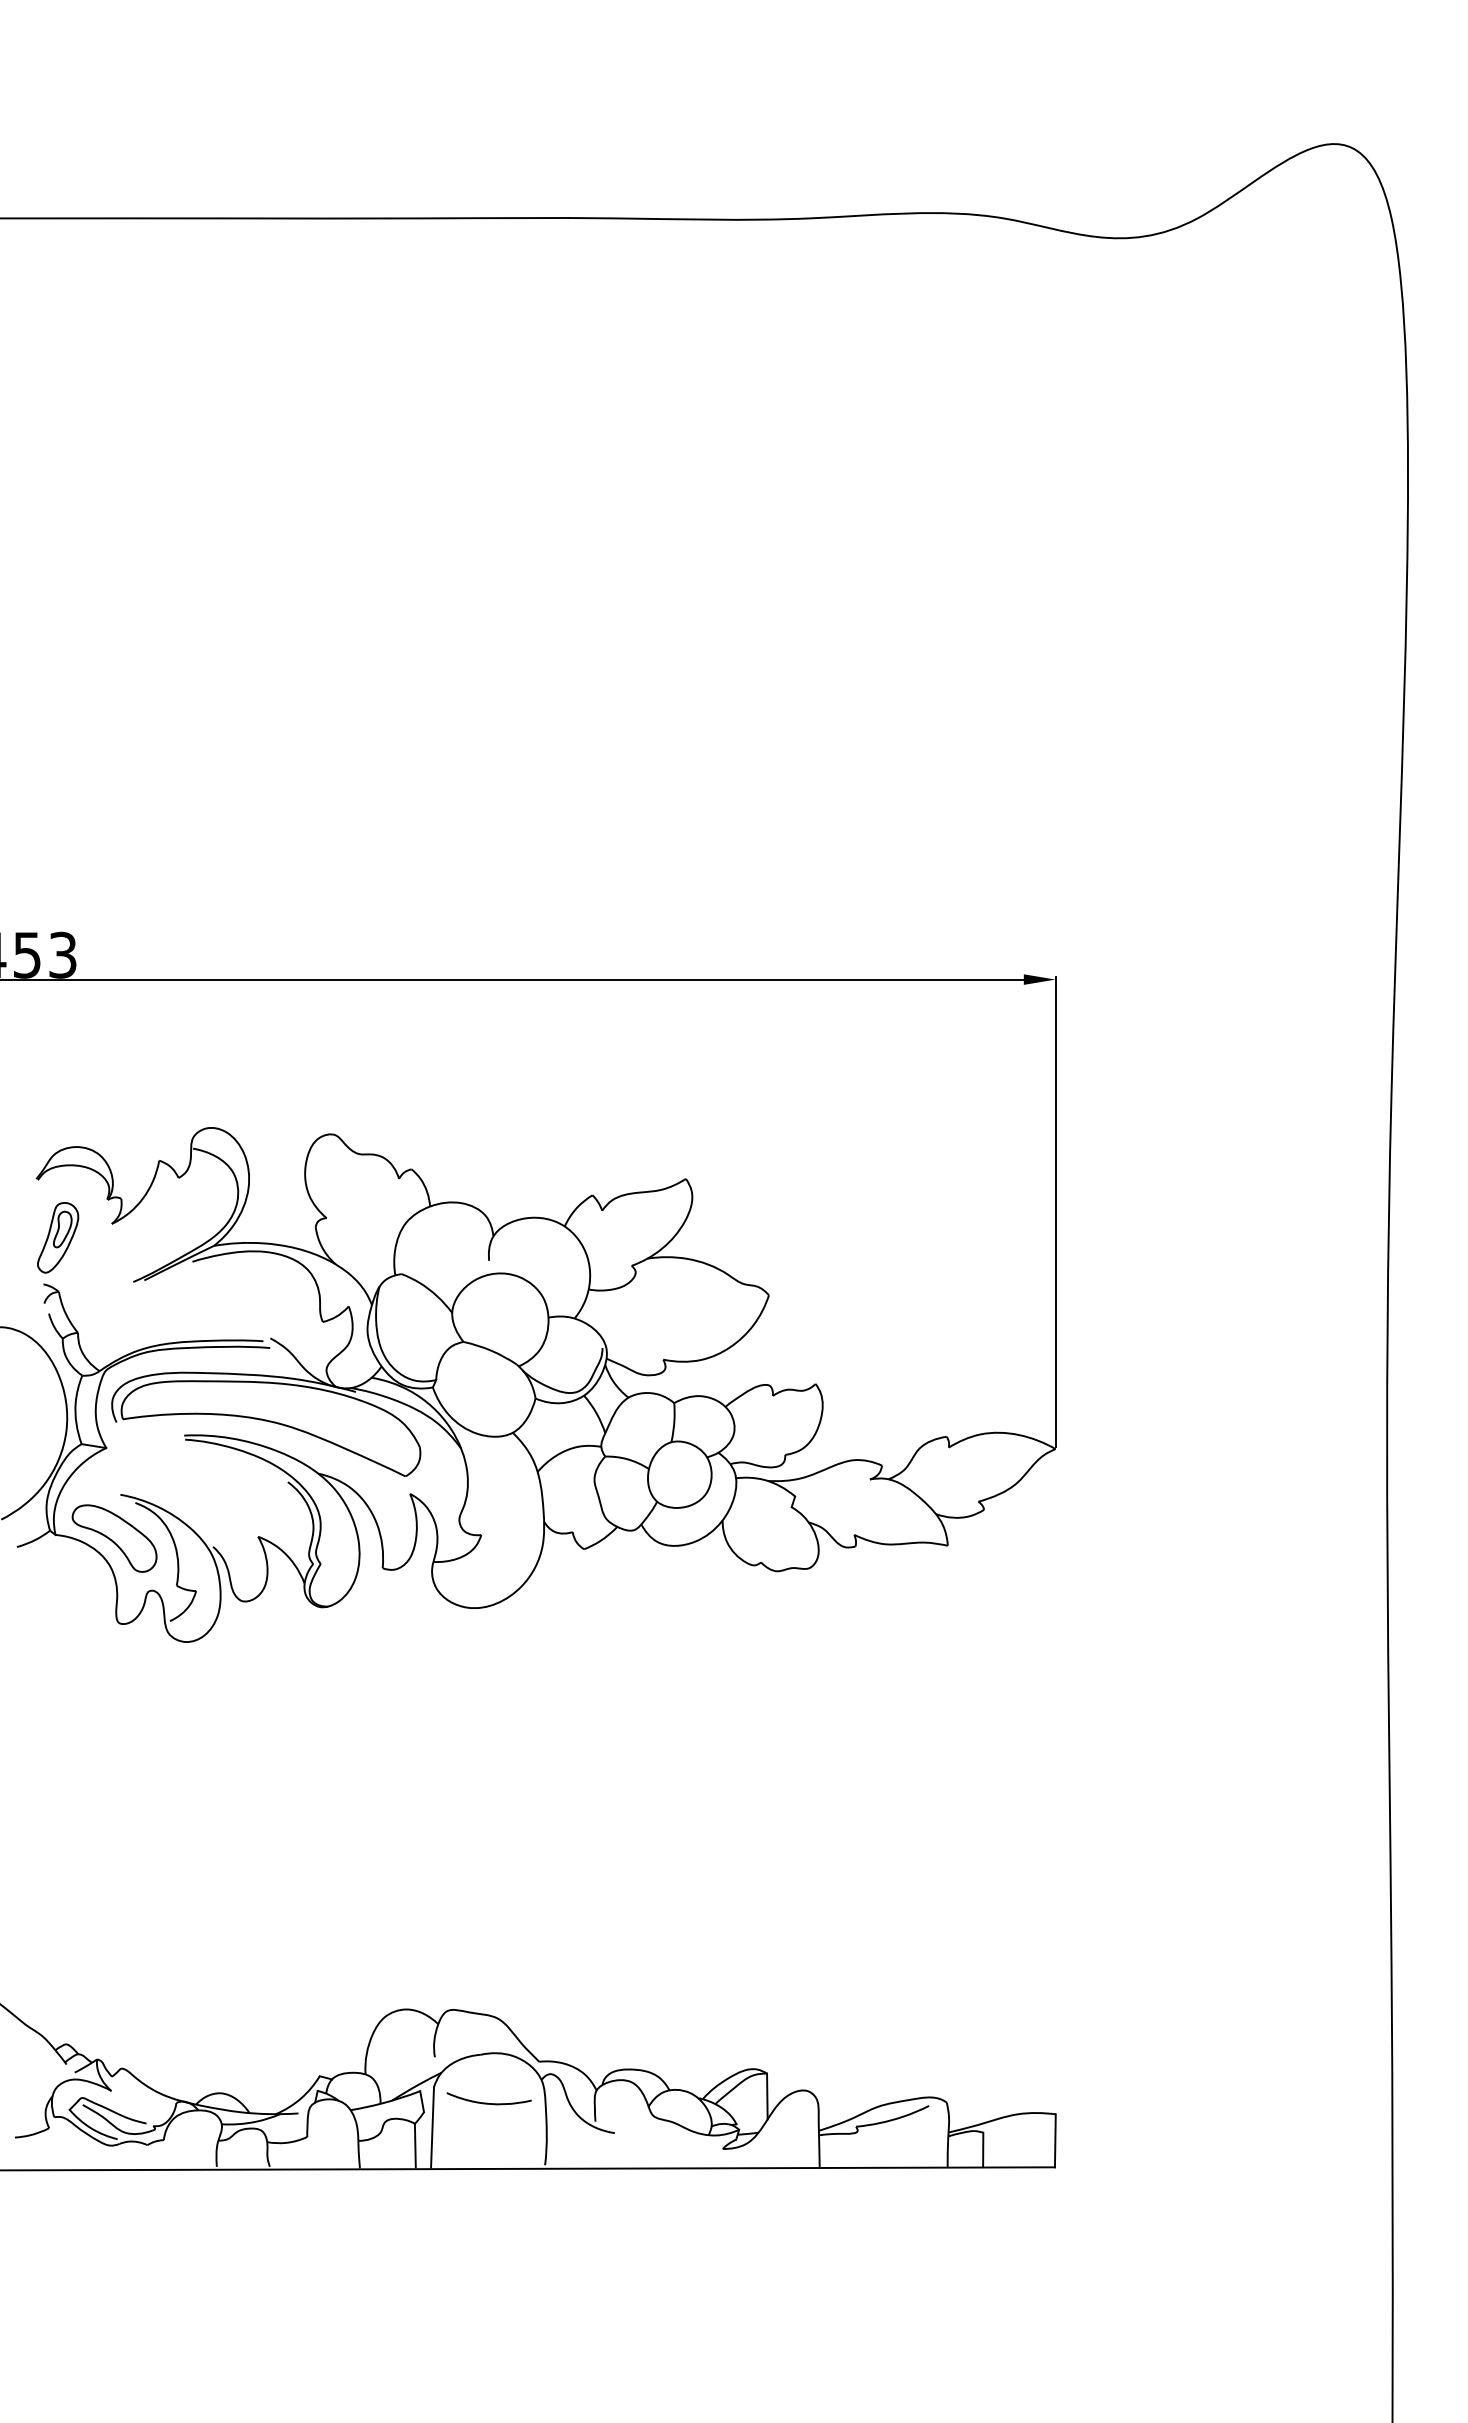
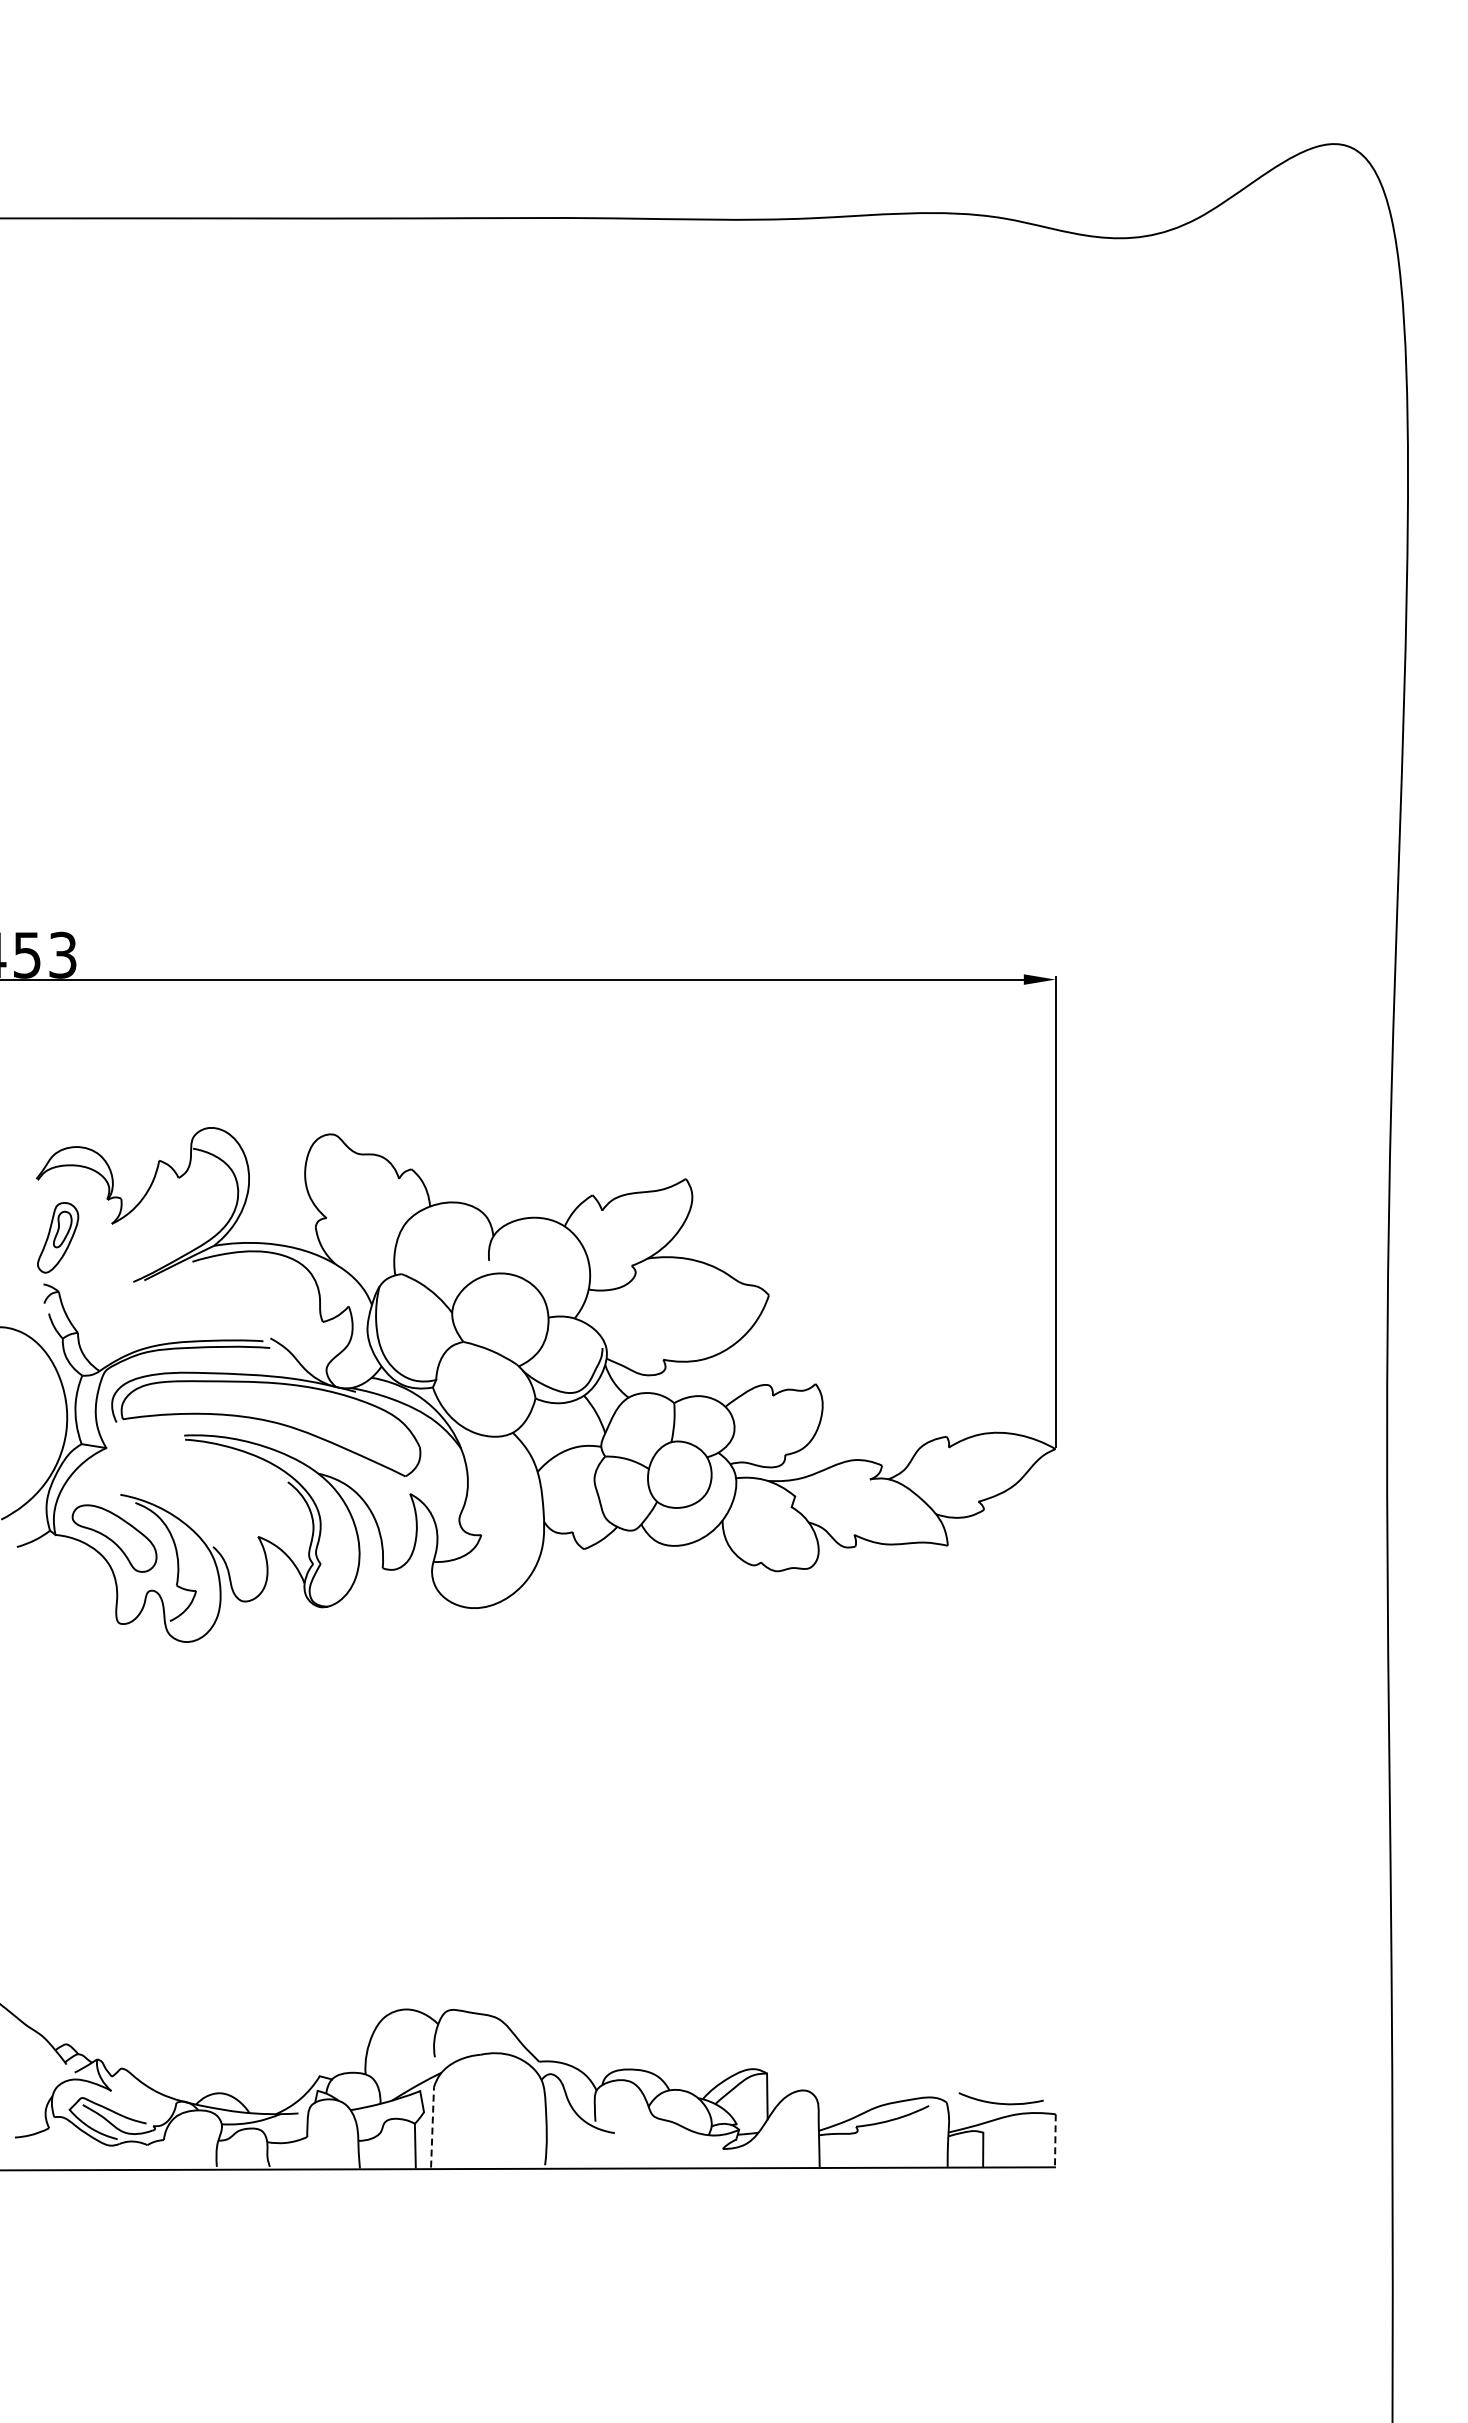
curve position: (487, 2102) -> (999, 2102) (999, 2102)
line: solid -> dashed (432, 2126)
line: solid -> dashed (1055, 2140)
